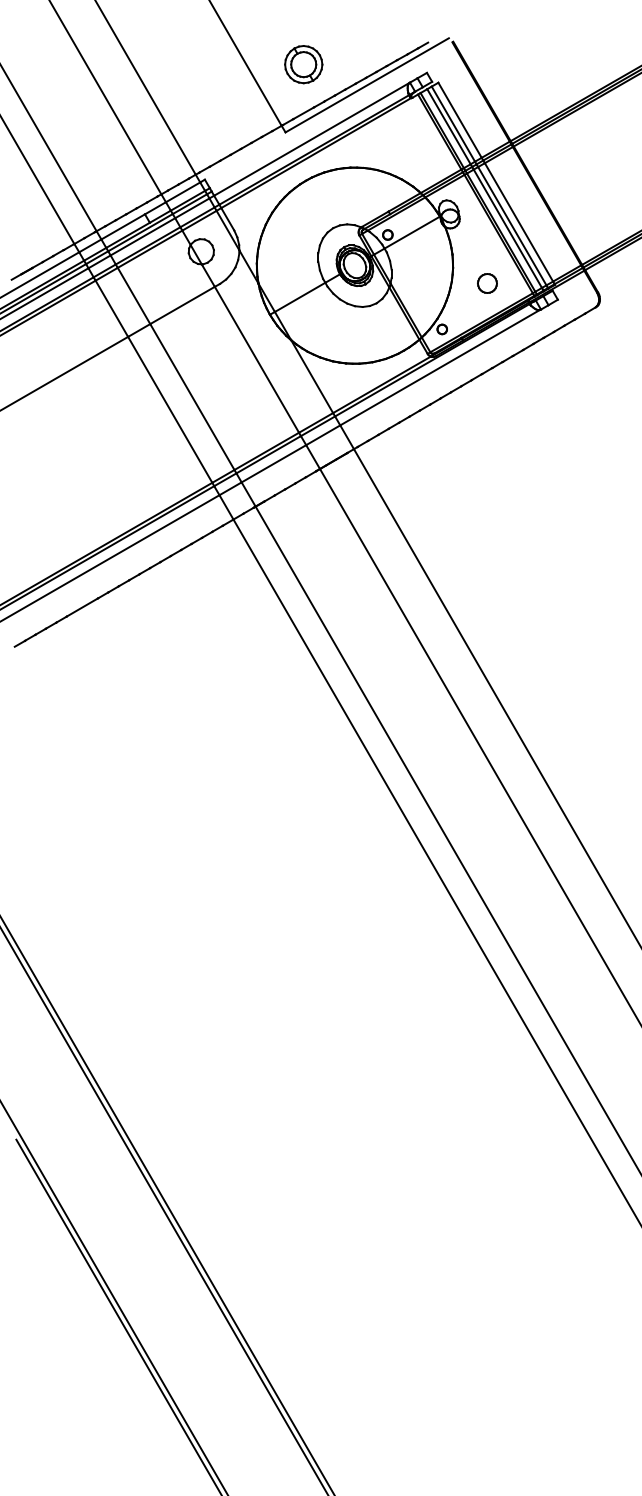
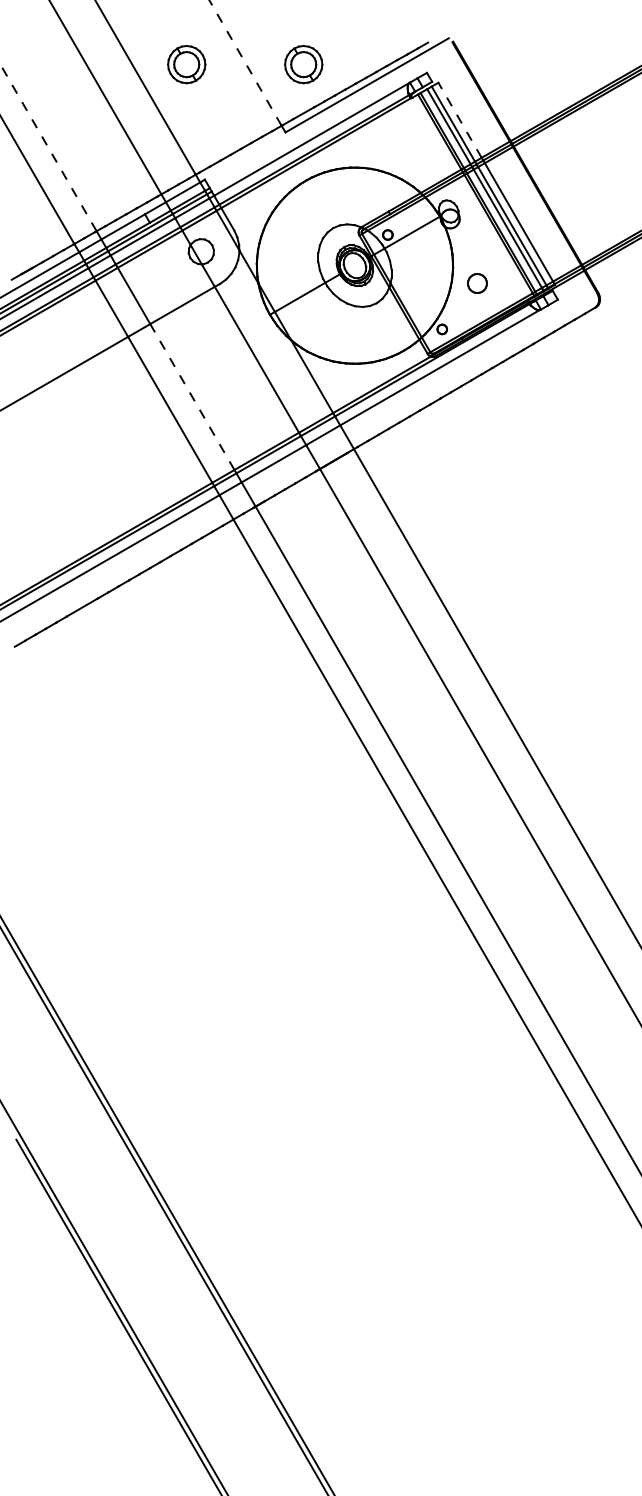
line: solid -> dashed (245, 62)
part: none -> present (186, 64)
line: solid -> dashed (459, 119)
line: solid -> dashed (48, 147)
part position: (487, 283) -> (477, 283) (477, 283)
line: solid -> dashed (192, 396)
